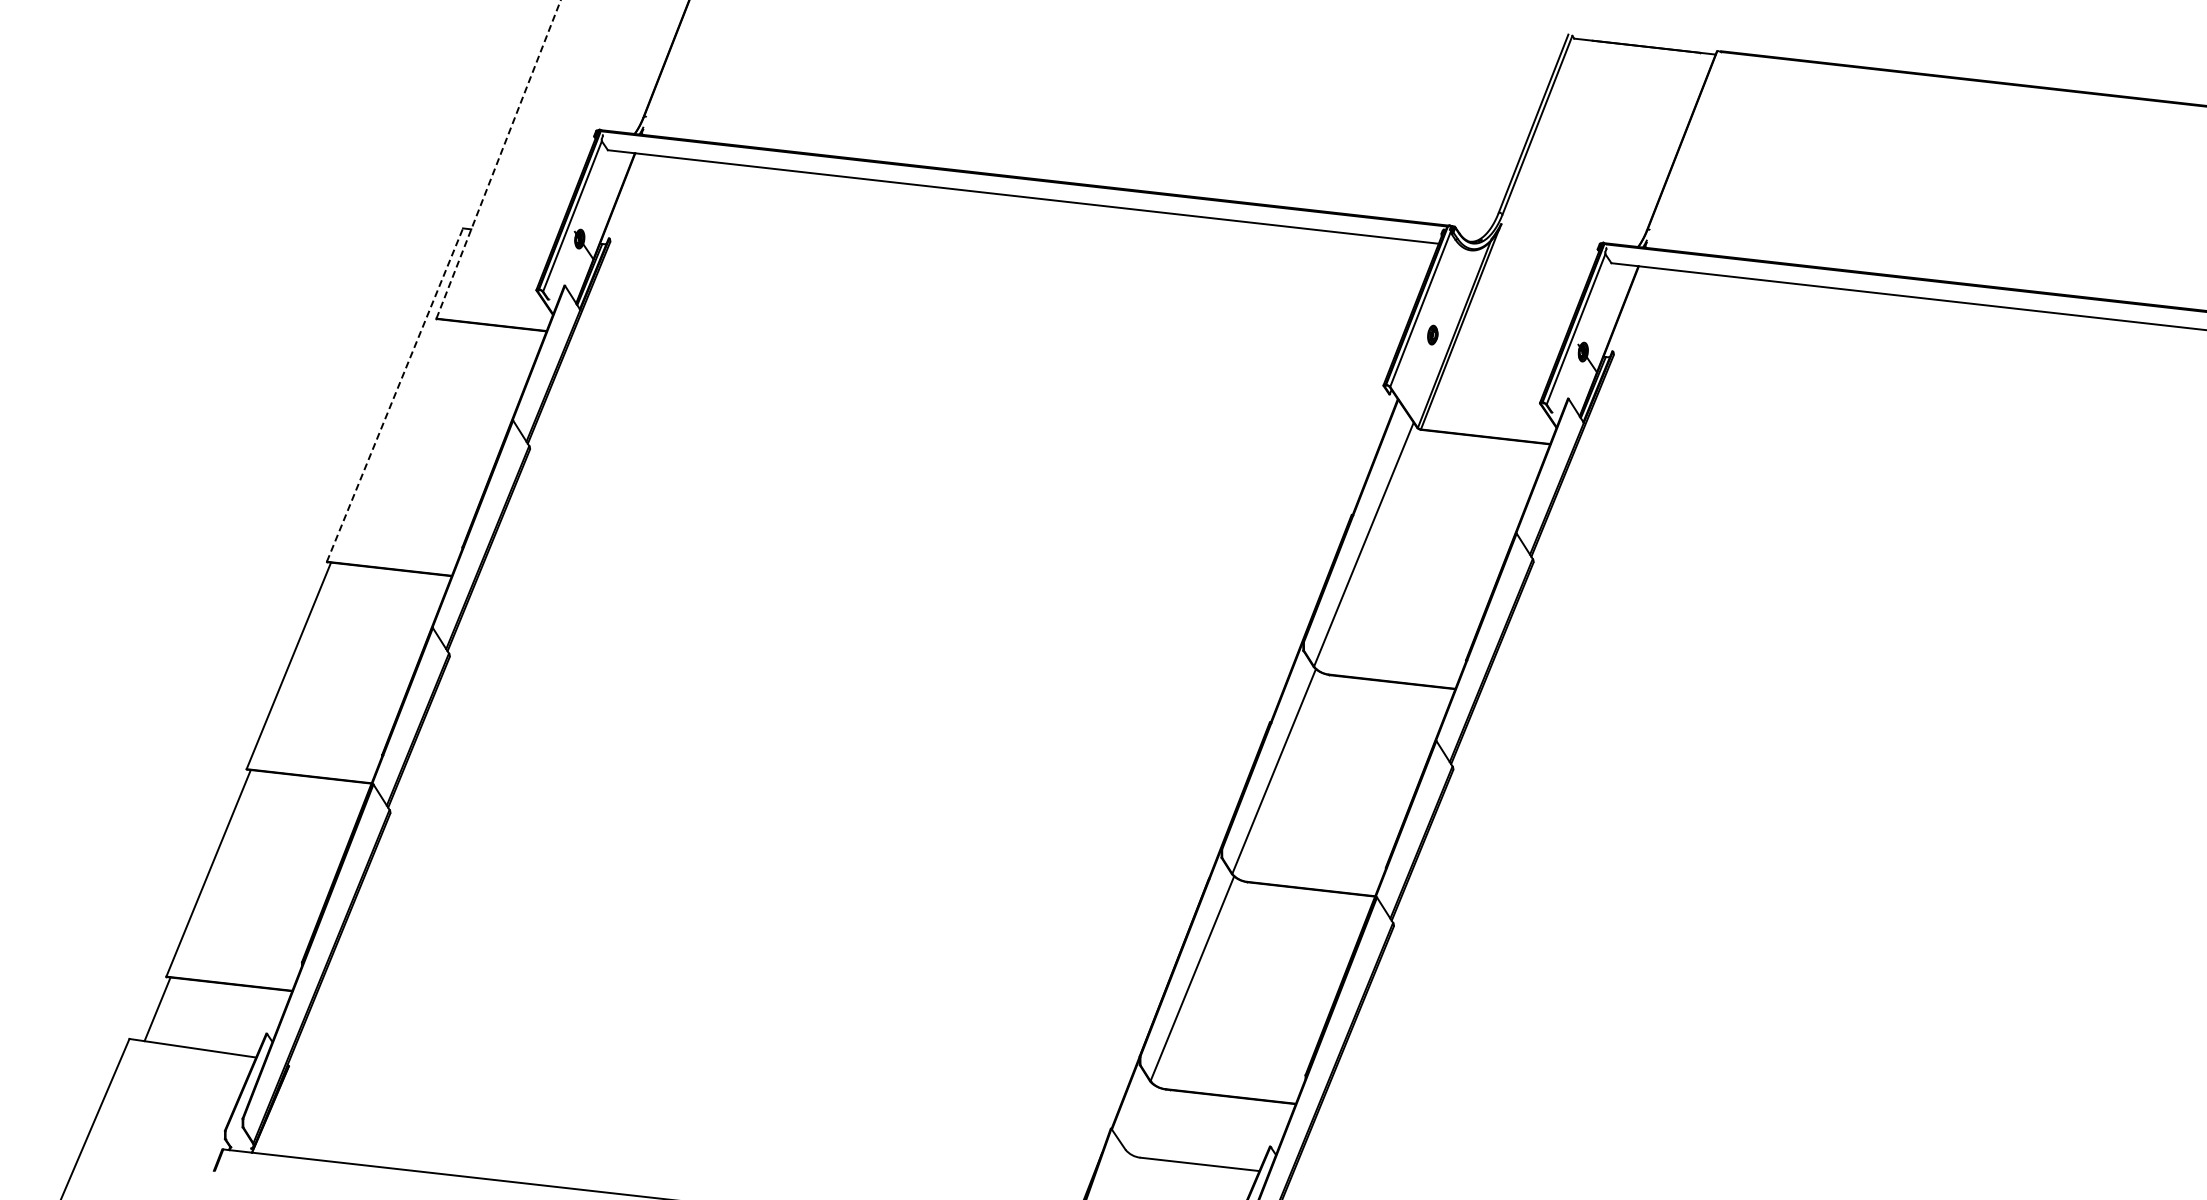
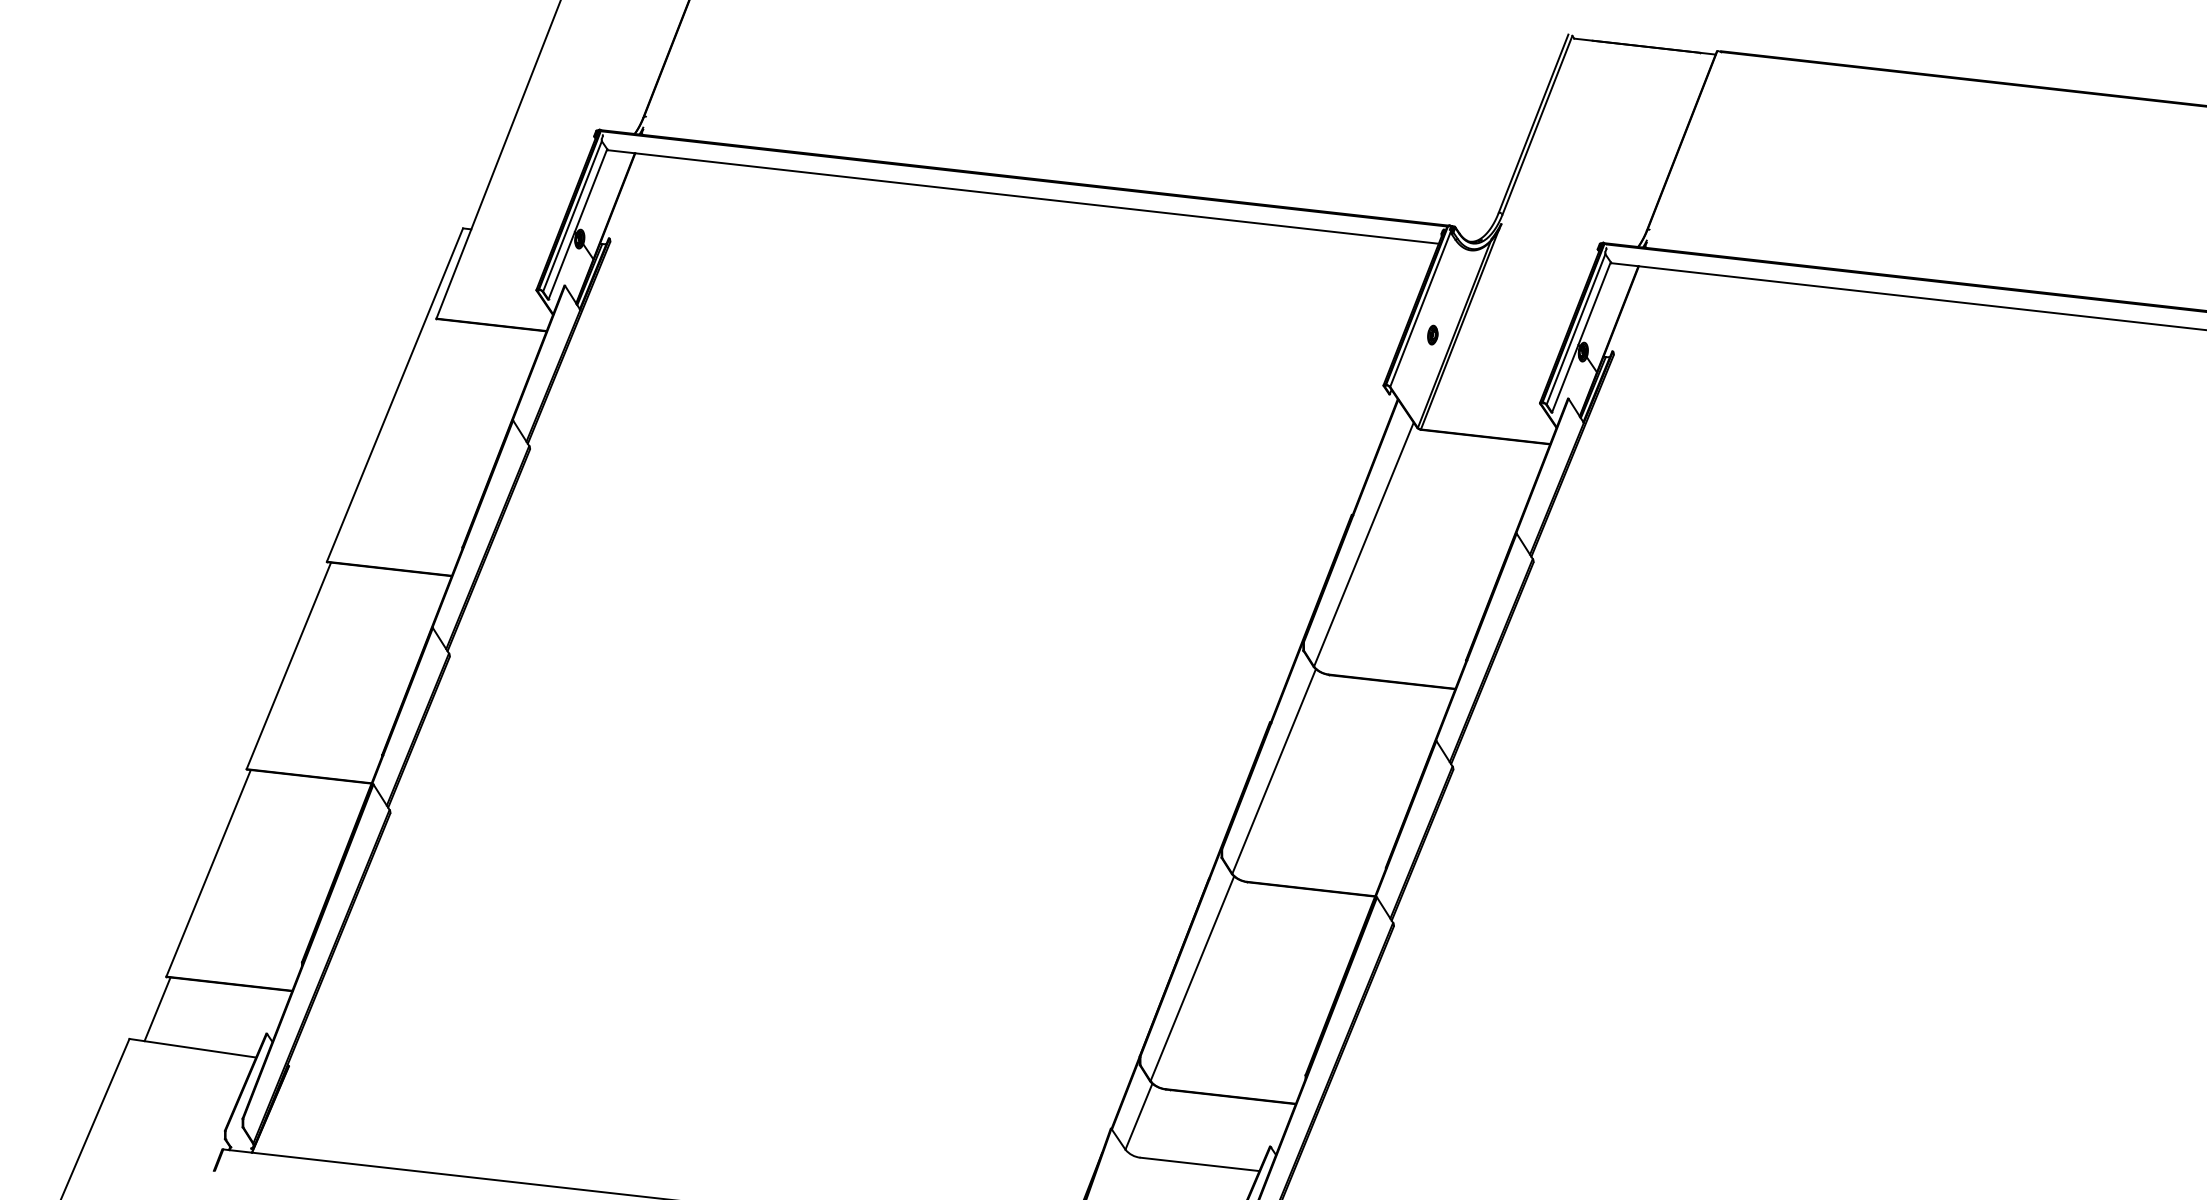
line: dashed -> solid (498, 159)
line: none -> present (577, 224)
line: none -> present (1581, 337)
line: dashed -> solid (395, 394)
line: none -> present (1138, 1116)
